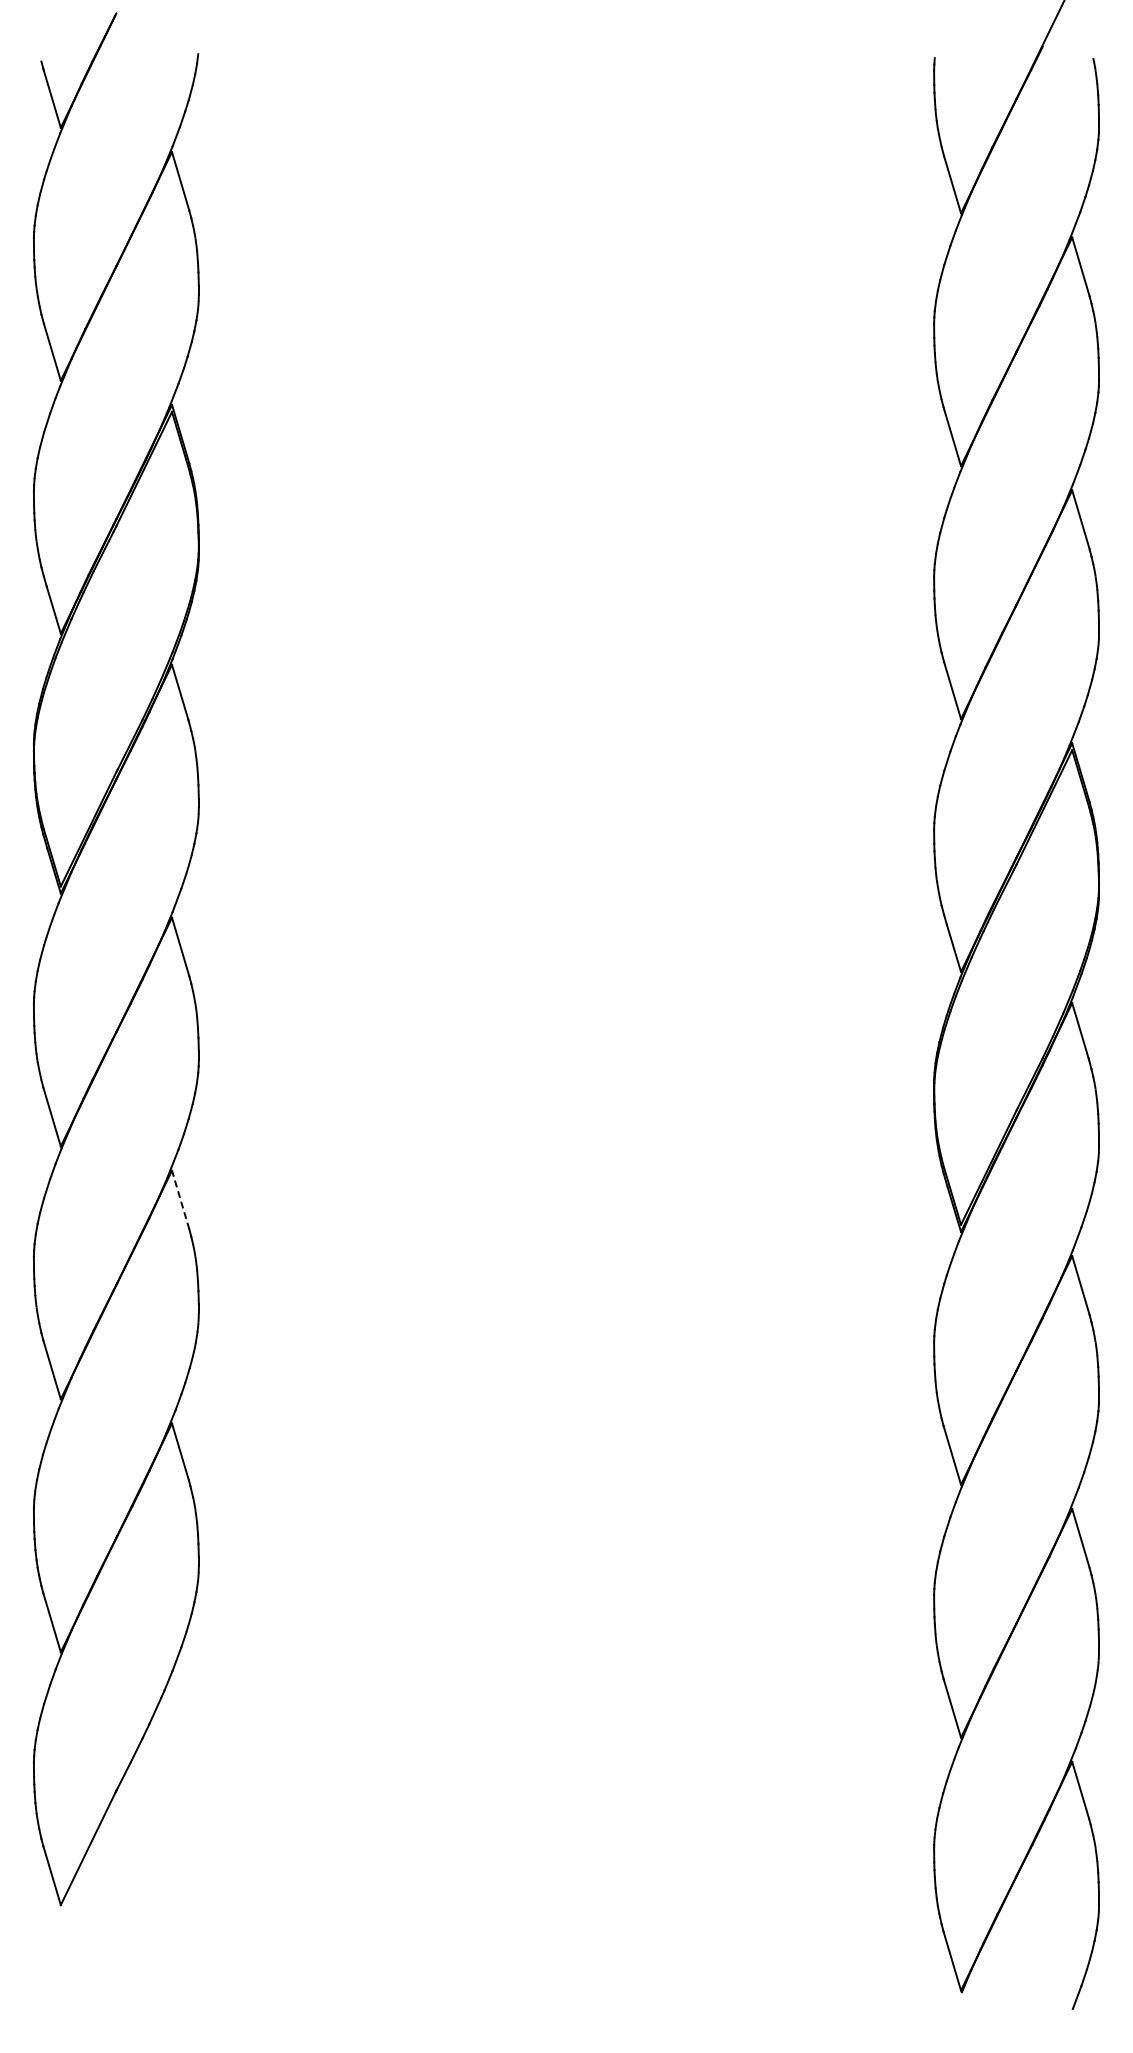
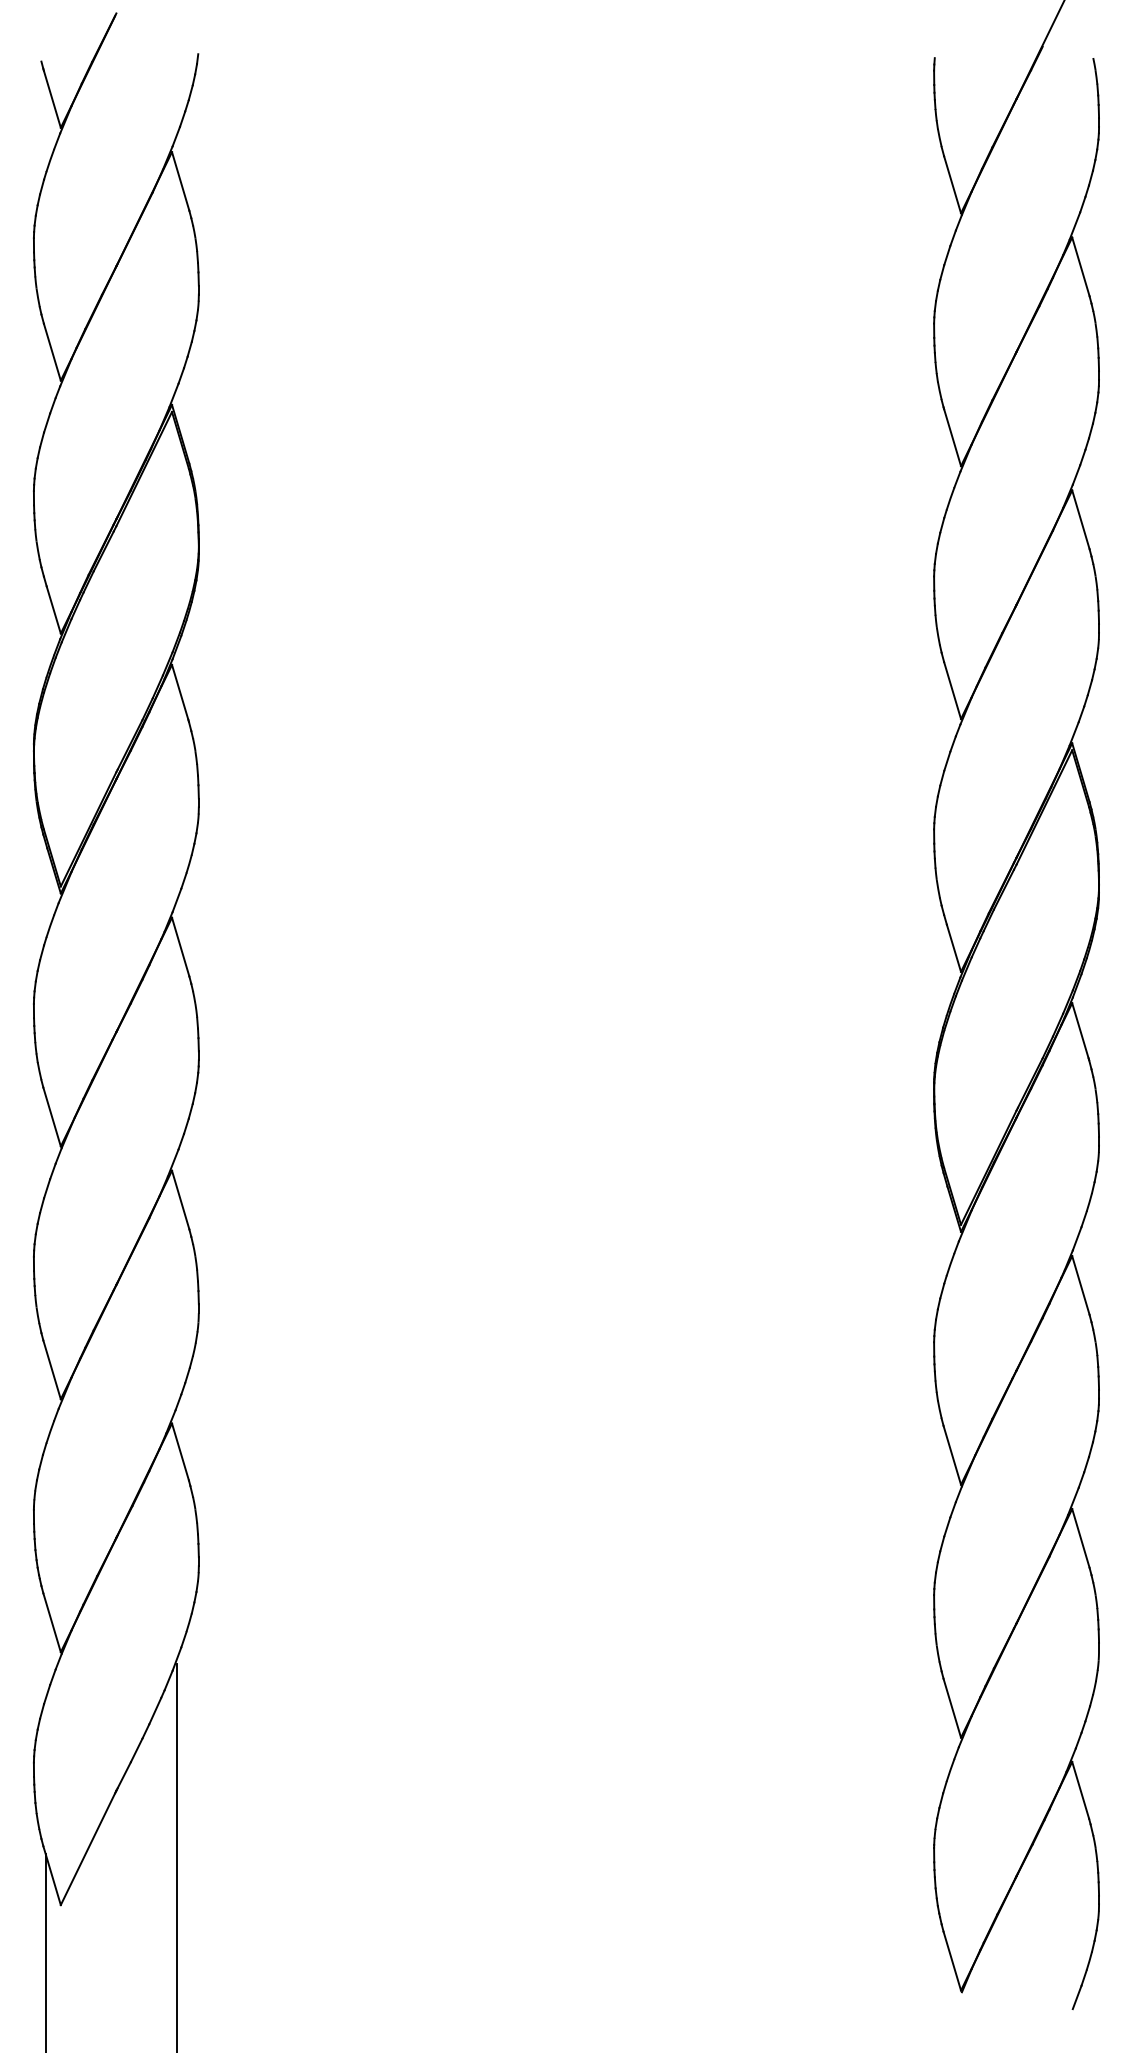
line: dashed -> solid (180, 1200)
line: none -> present (176, 1856)
line: none -> present (45, 1951)
